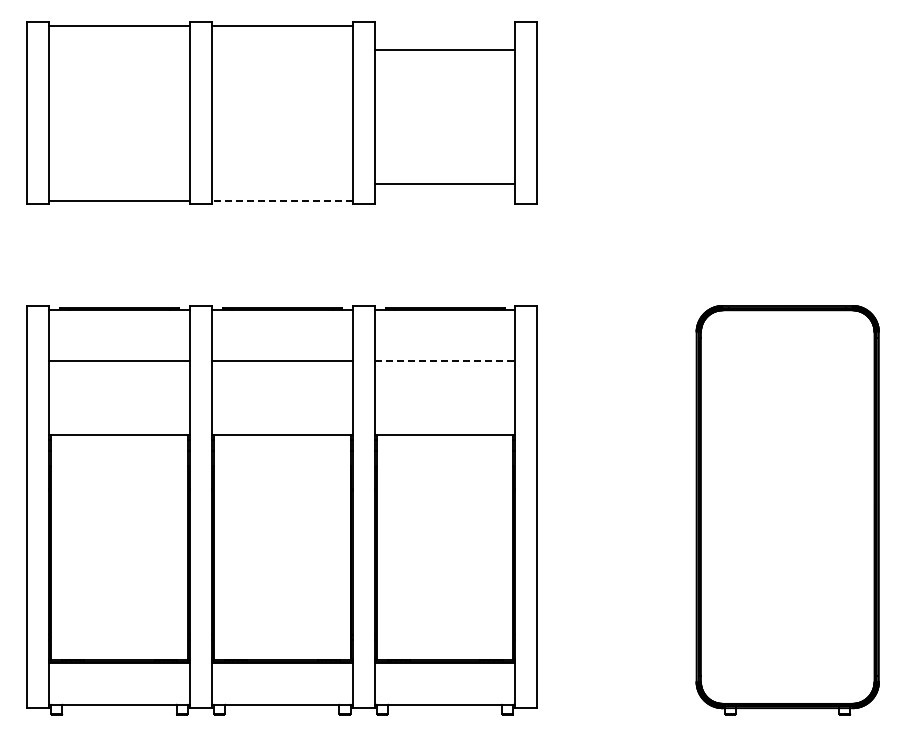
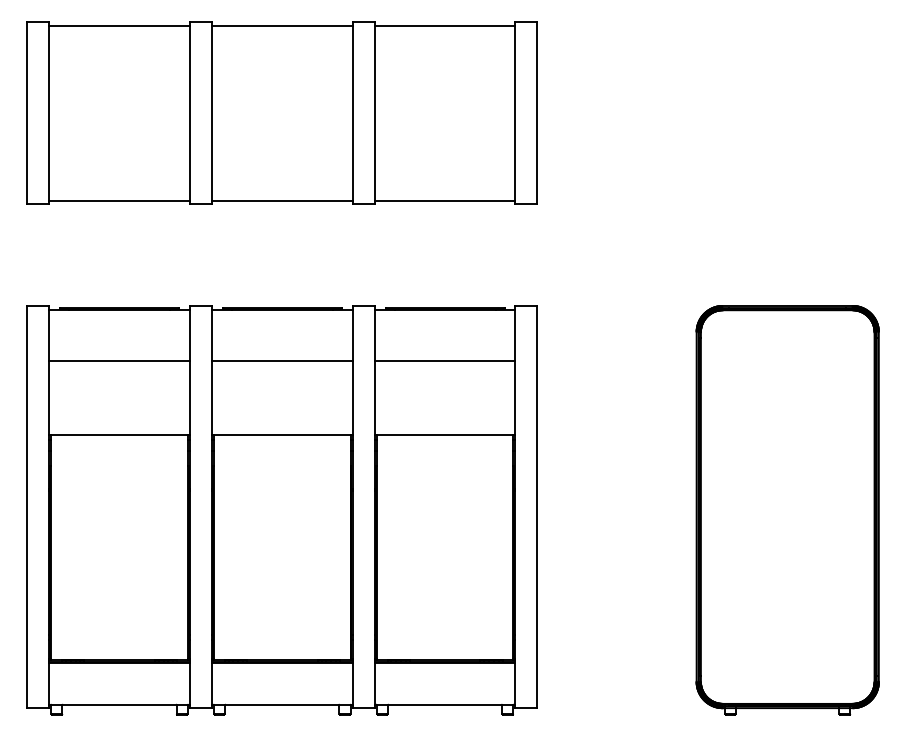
line position: (444, 49) -> (444, 25) (444, 25)
line position: (444, 183) -> (444, 200) (444, 200)
line: dashed -> solid (281, 200)
line: dashed -> solid (445, 360)
